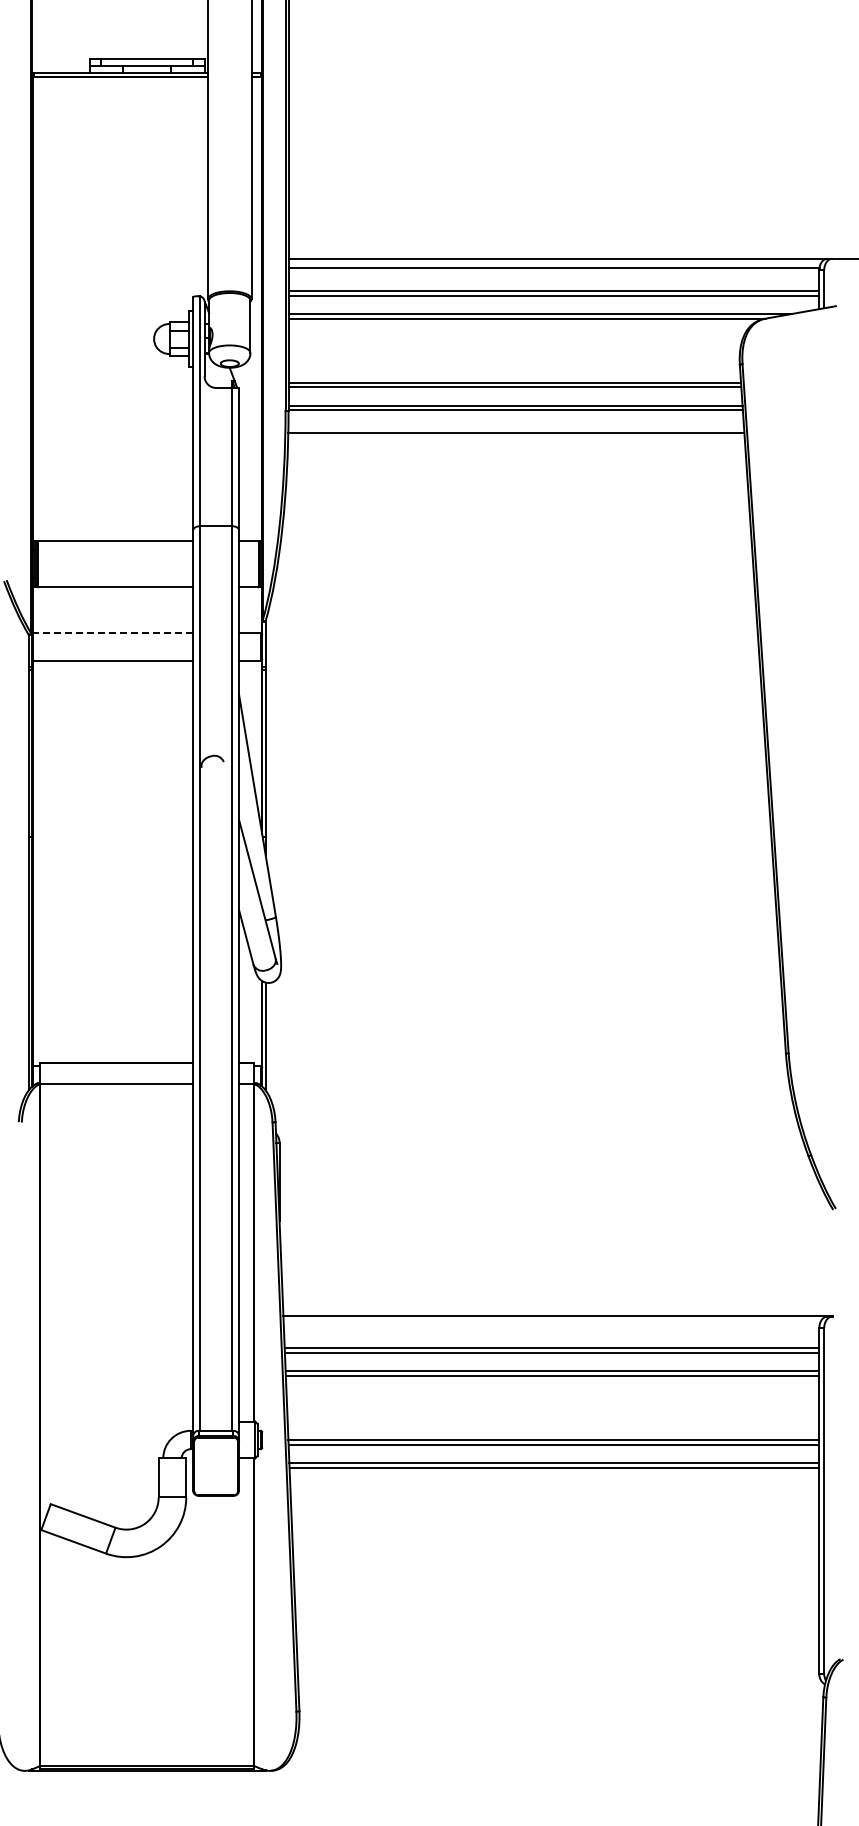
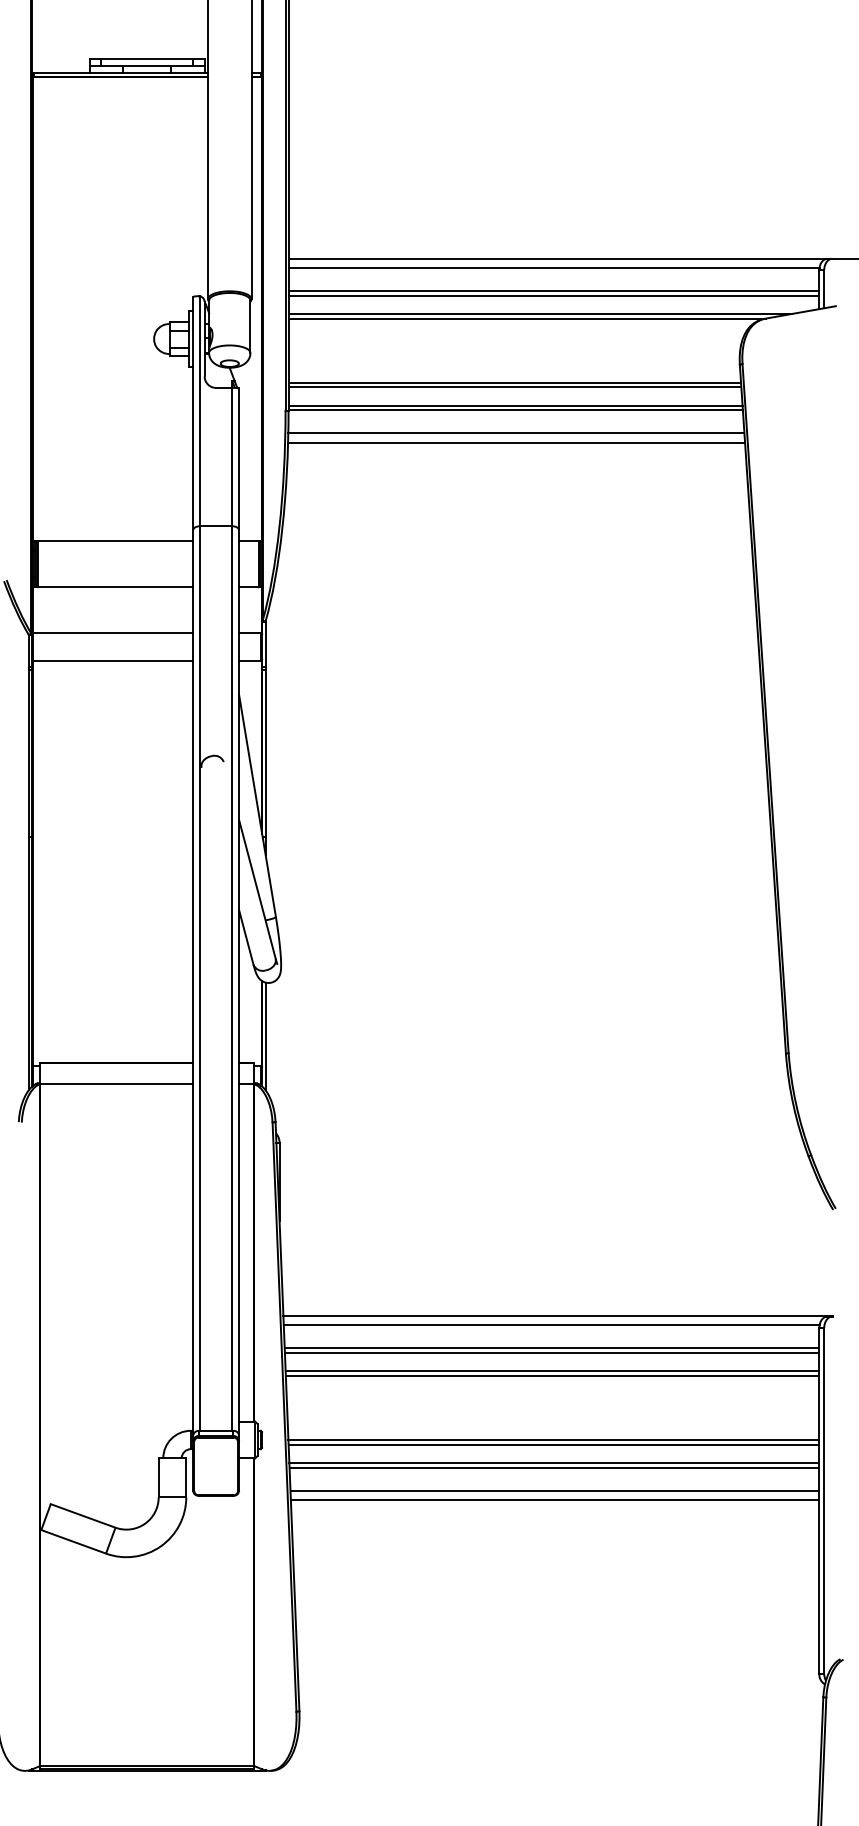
line: none -> present (516, 442)
line: dashed -> solid (113, 633)
line: none -> present (551, 1325)
line: none -> present (554, 1490)
line: none -> present (554, 1499)
